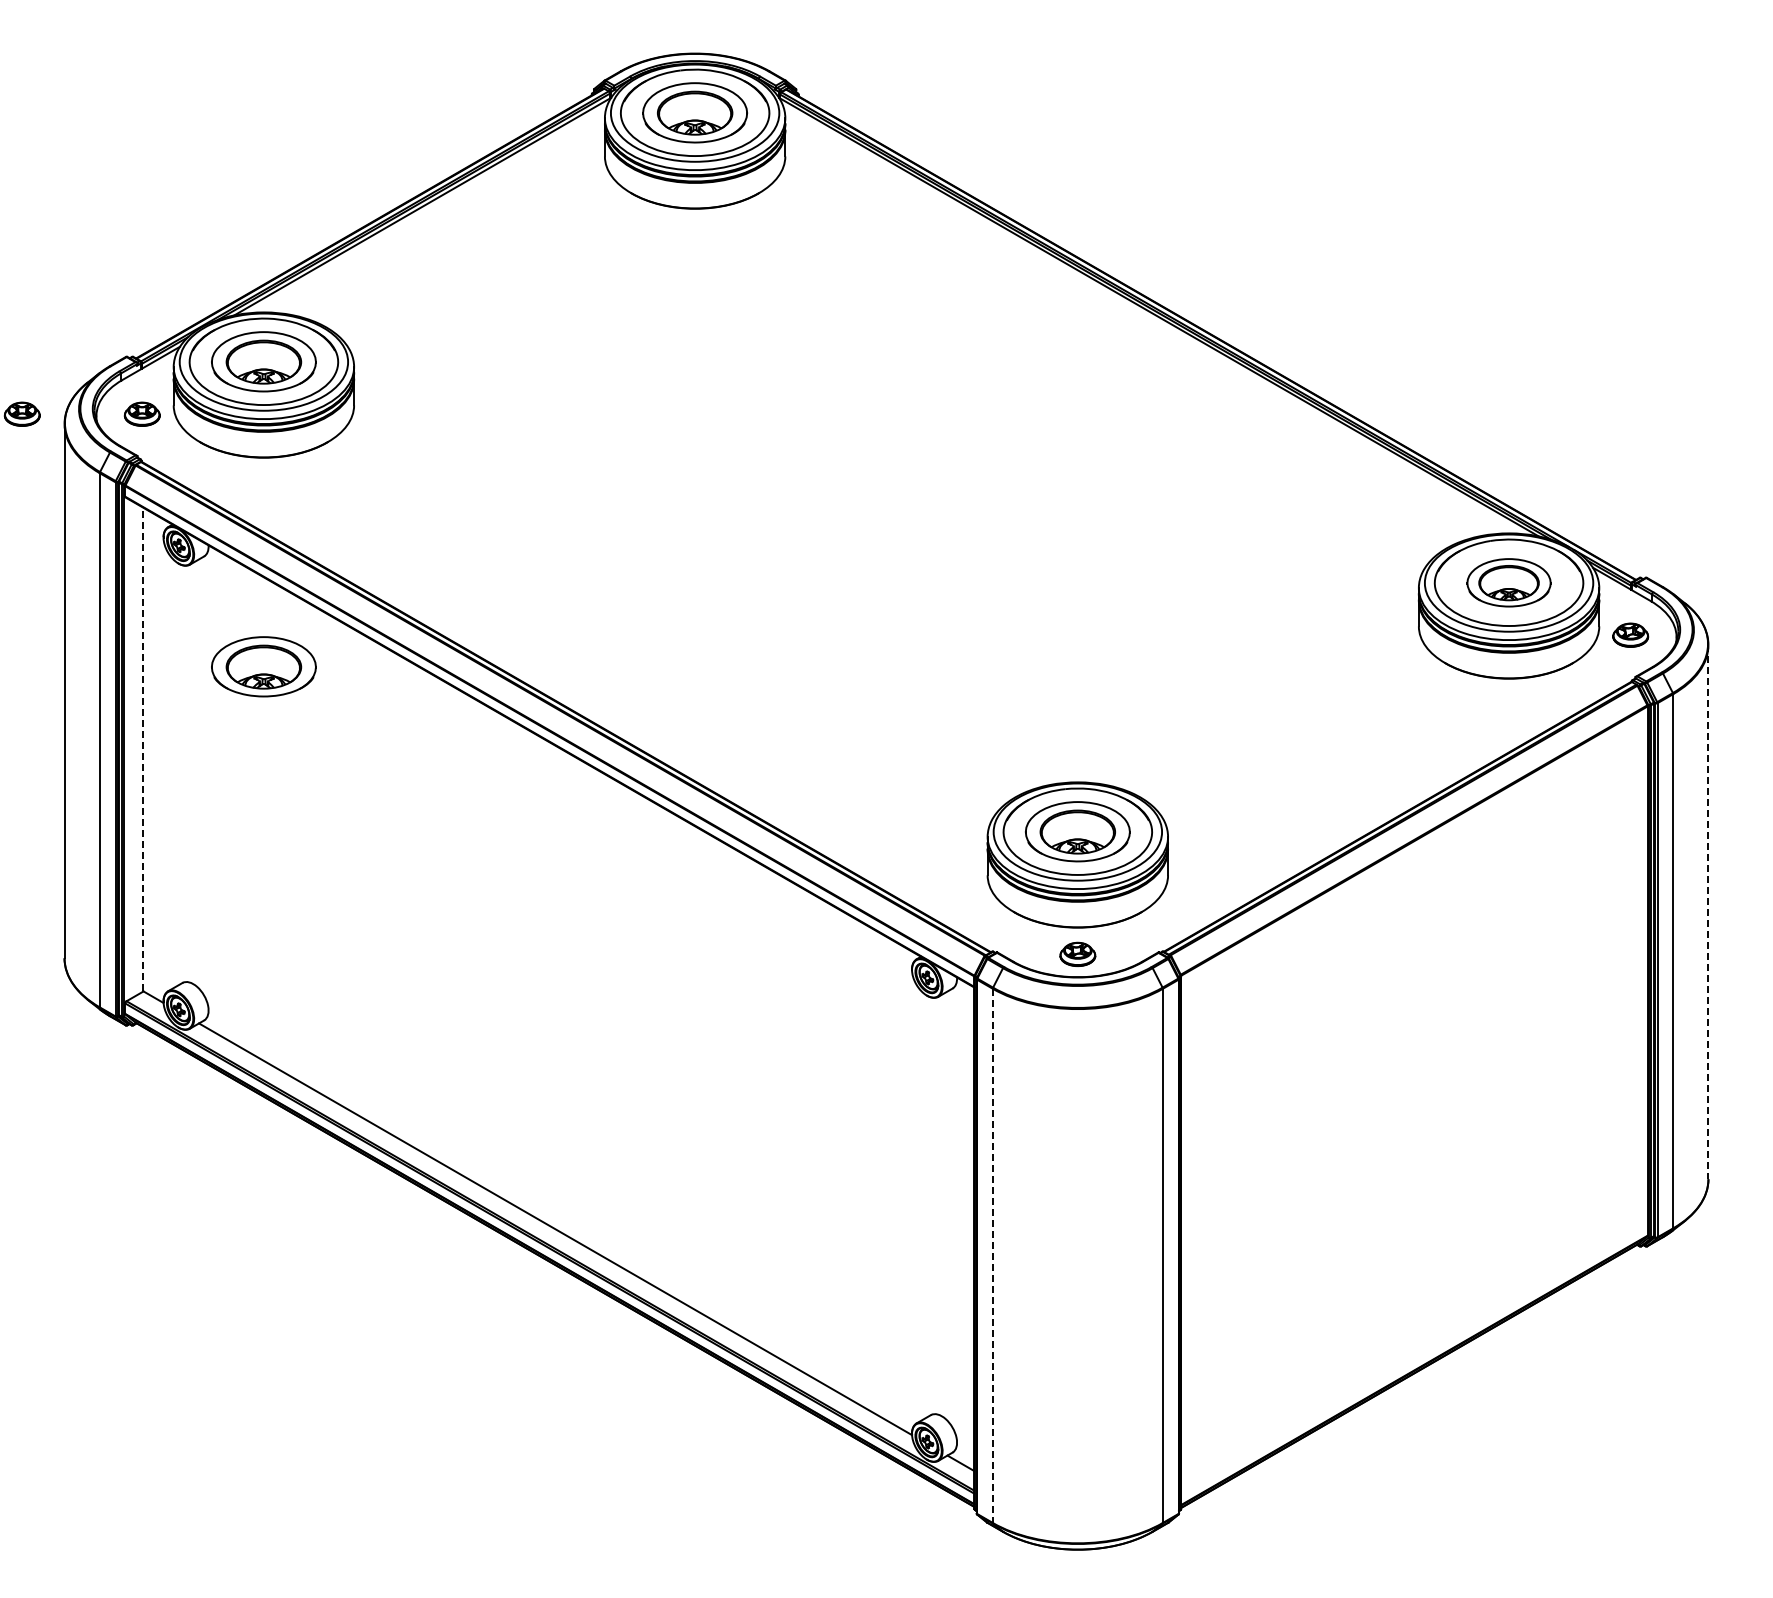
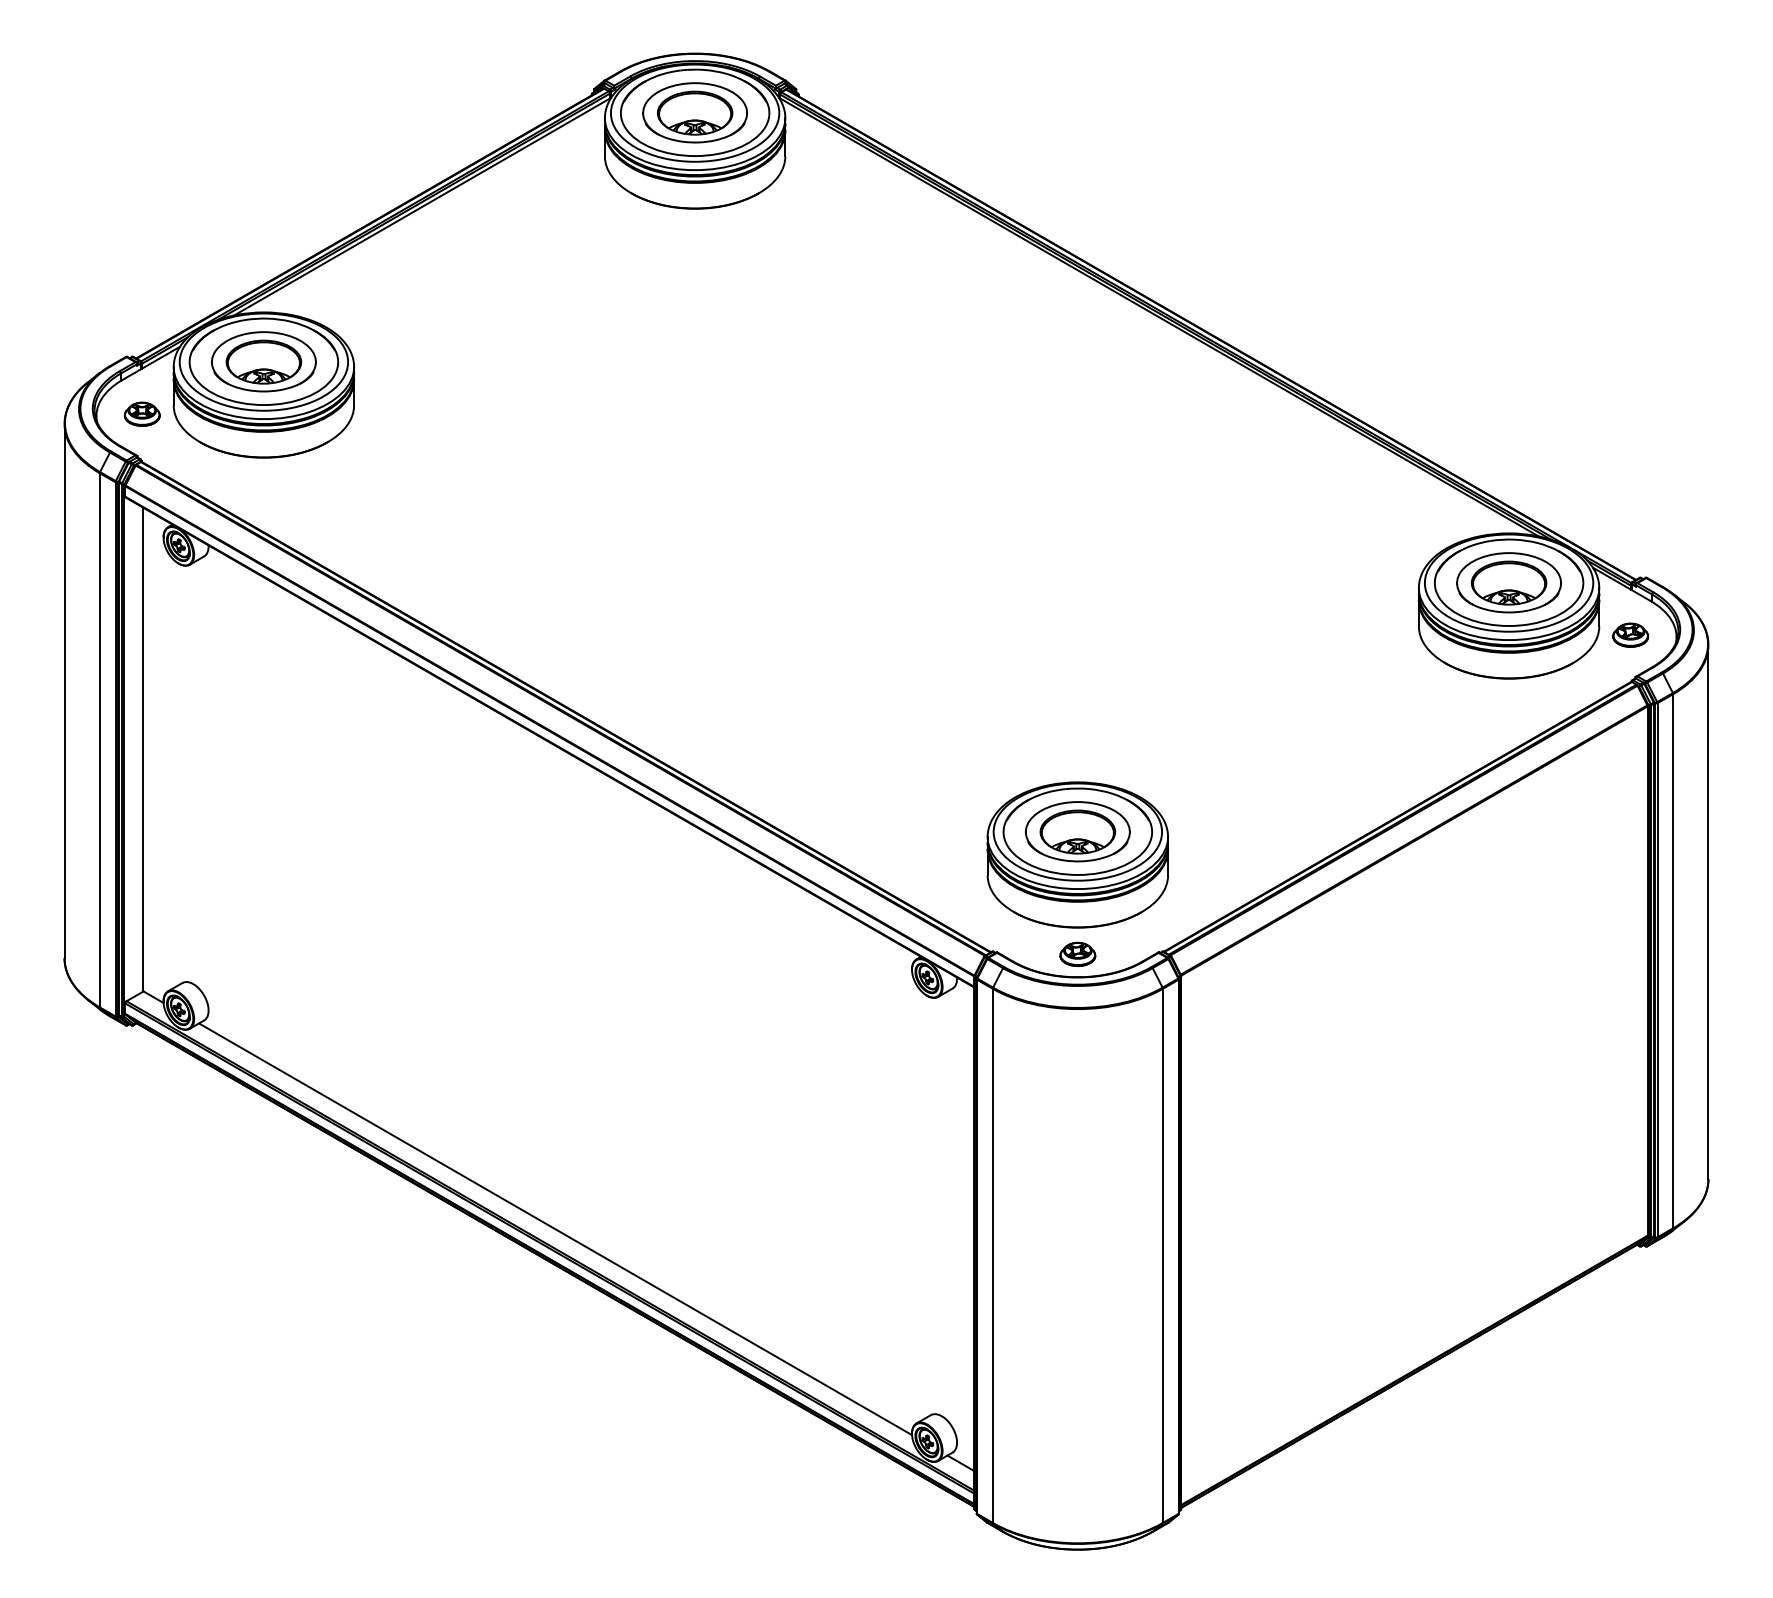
part: present -> none (21, 413)
part size: 86x50 px -> 106x62 px (1508, 582)
part: present -> none (263, 666)
line: dashed -> solid (143, 749)
line: dashed -> solid (1708, 912)
line: dashed -> solid (992, 1256)
